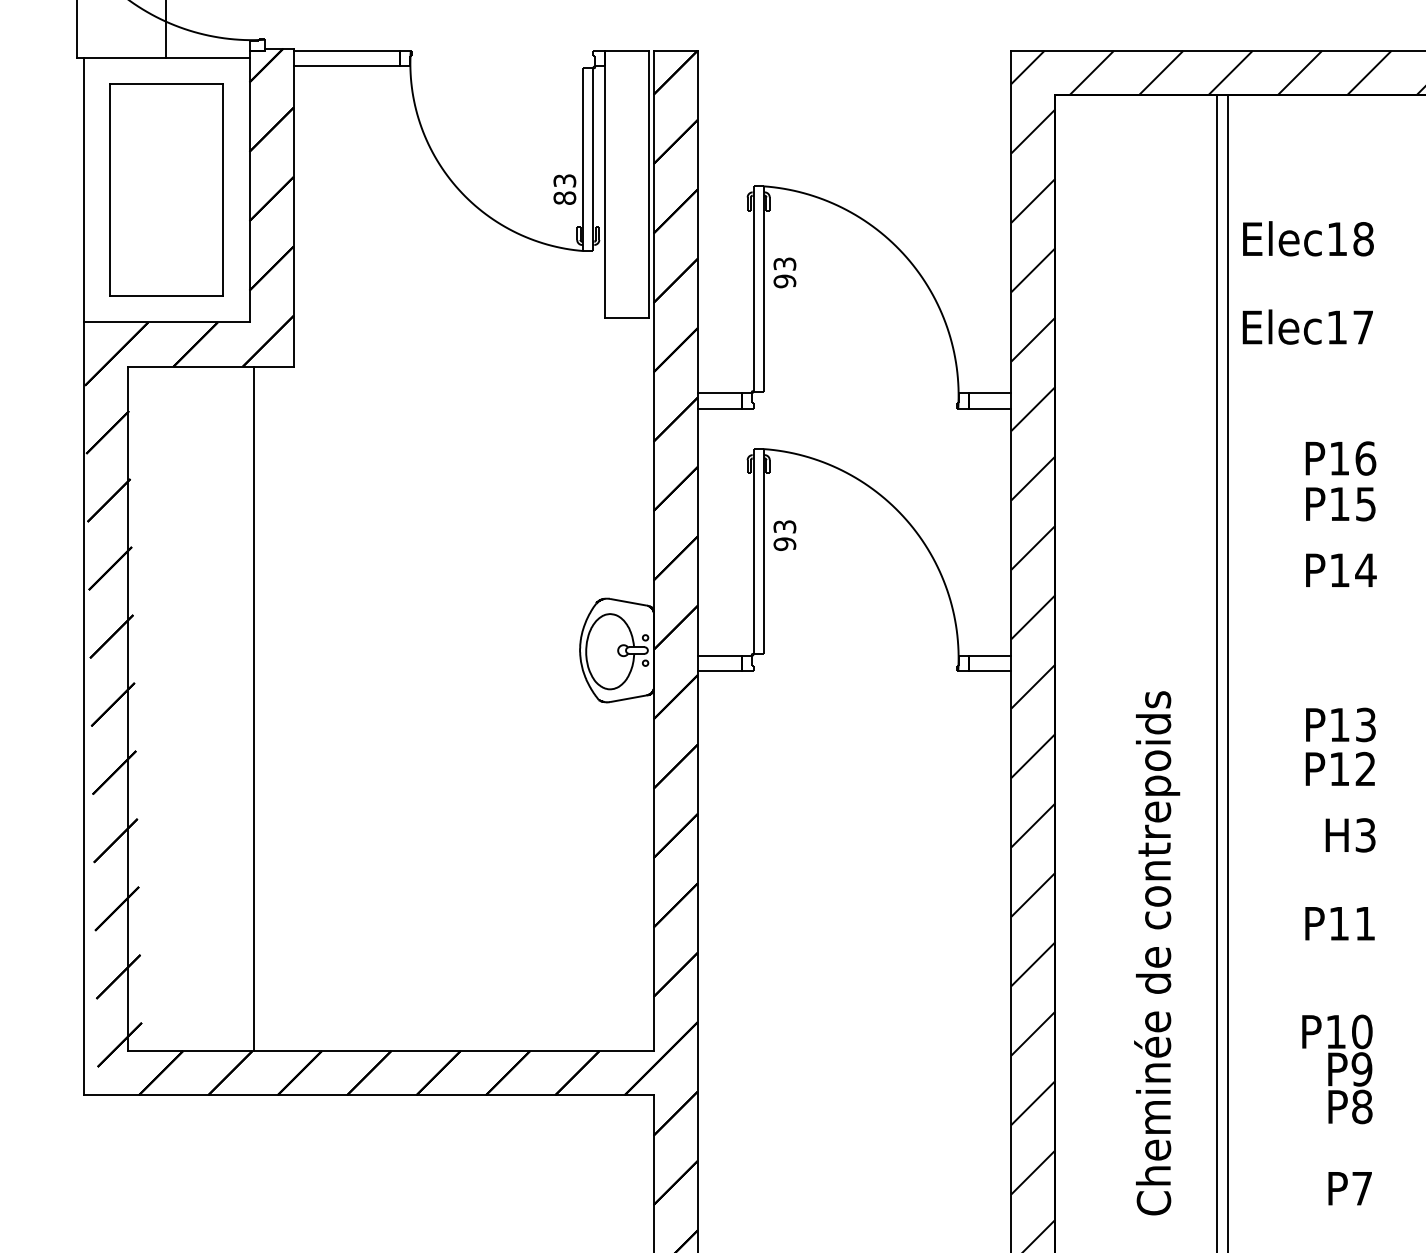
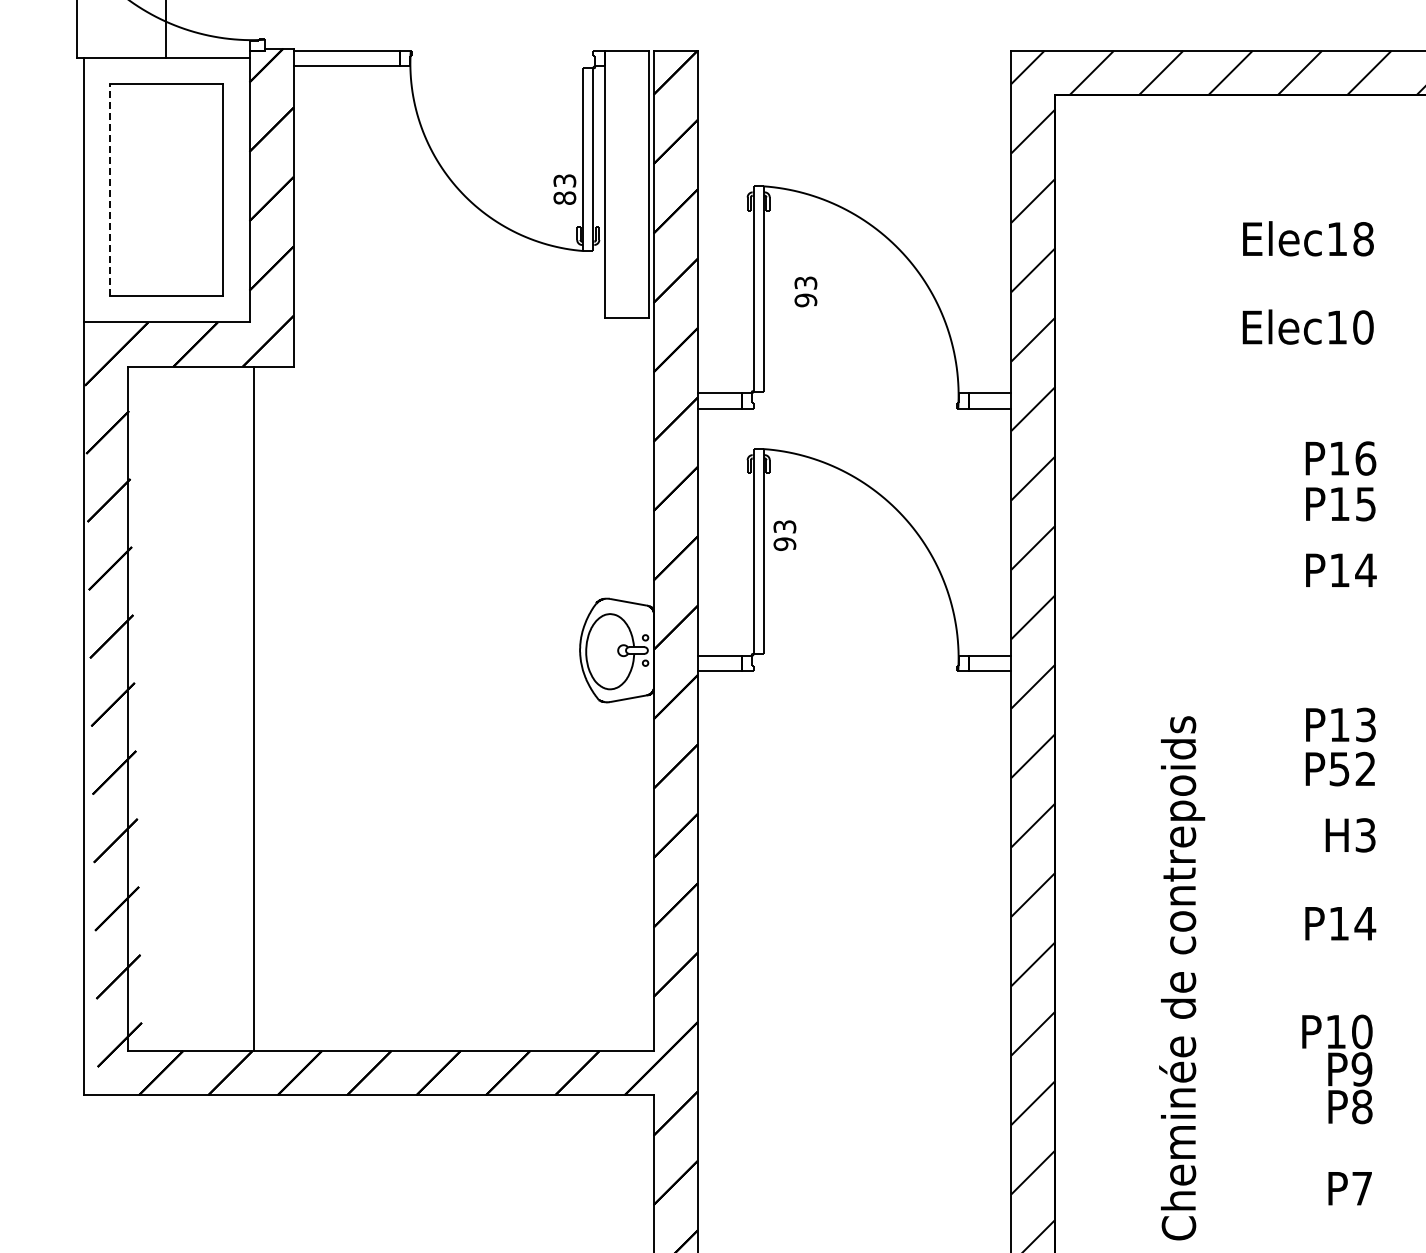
line: solid -> dashed (110, 189)
text position: (784, 272) -> (805, 291) (805, 291)
text: Elec17 -> Elec10 (1363, 327)
line: present -> none (1216, 672)
line: present -> none (1227, 672)
text: P12 -> P52 (1339, 769)
text: P11 -> P14 (1365, 923)
text position: (1157, 953) -> (1182, 978) (1182, 978)
